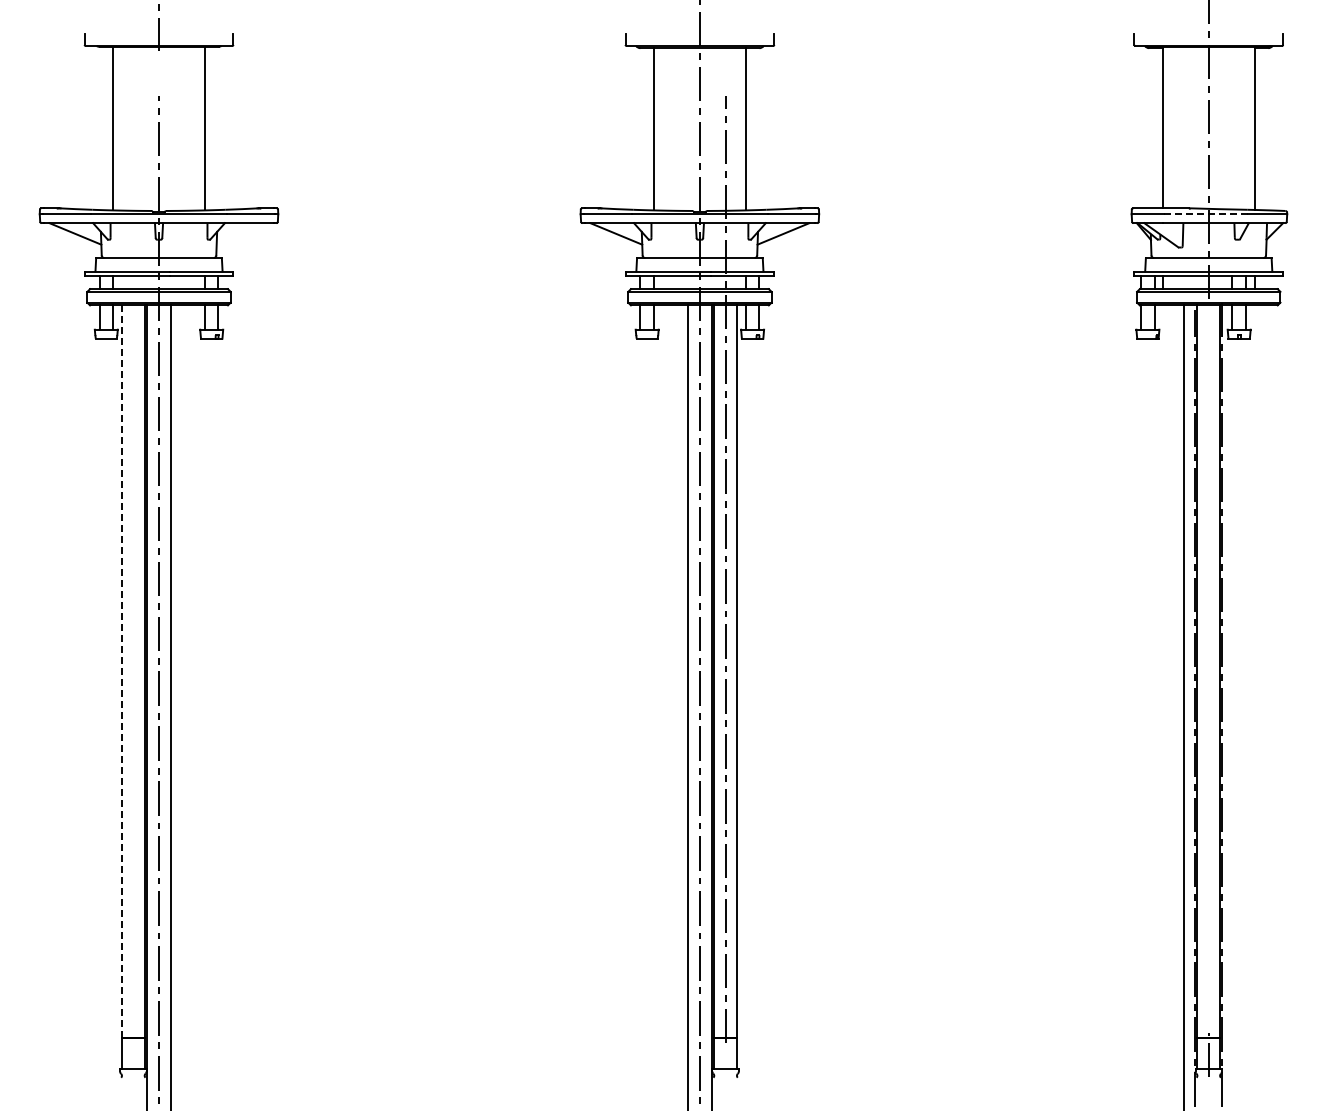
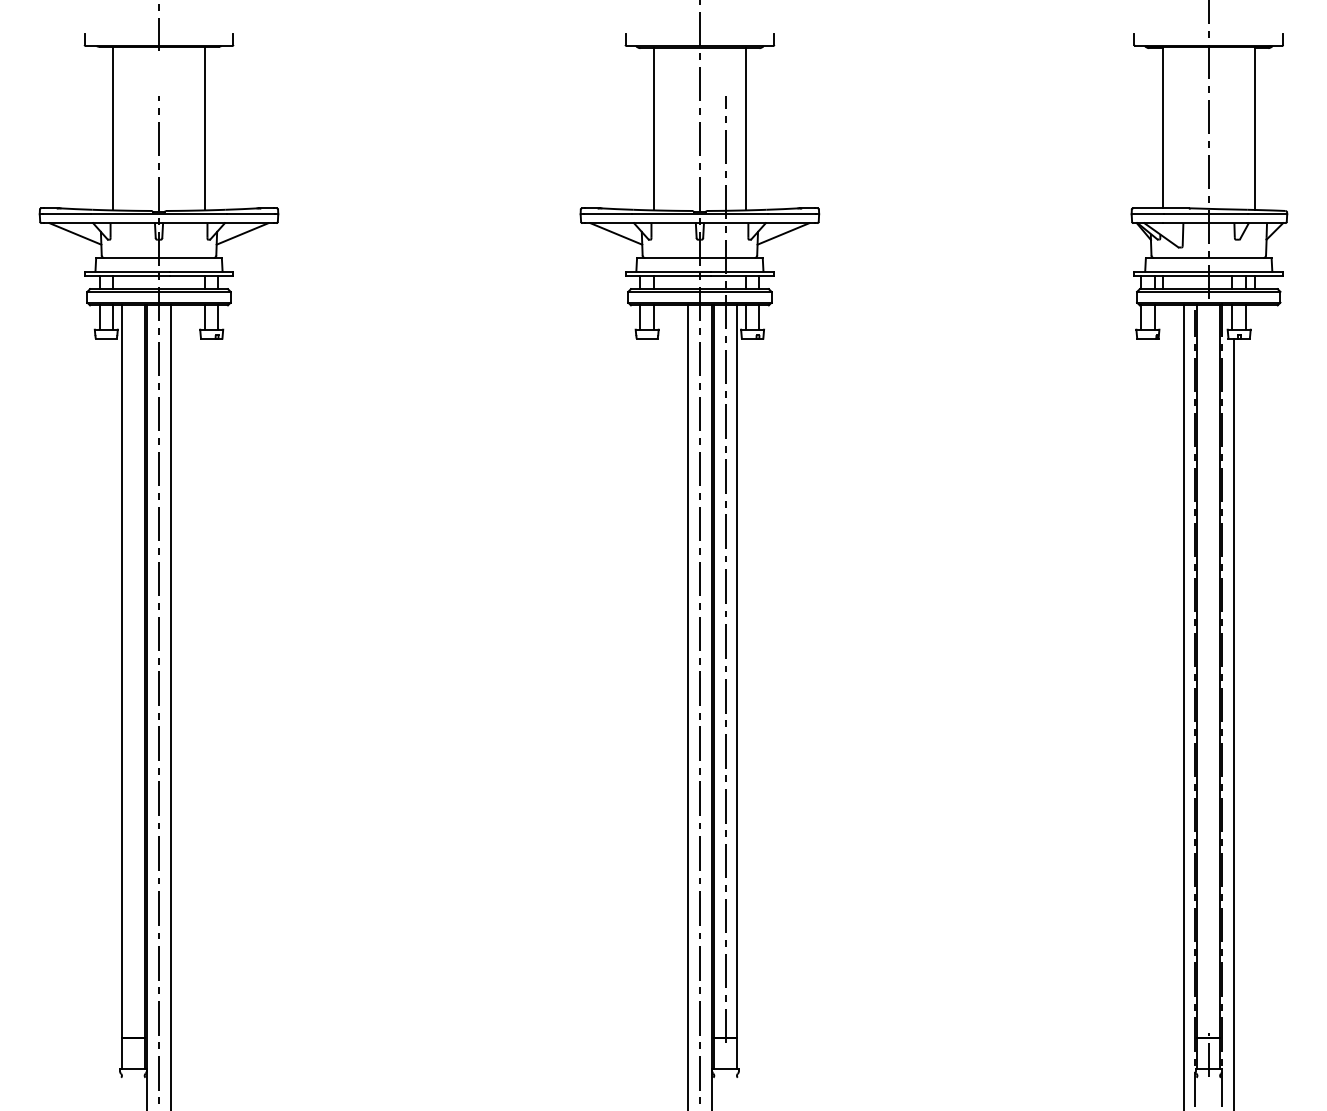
line: dashed -> solid (1206, 214)
line: none -> present (242, 233)
line: dashed -> solid (121, 672)
line: none -> present (1233, 722)
